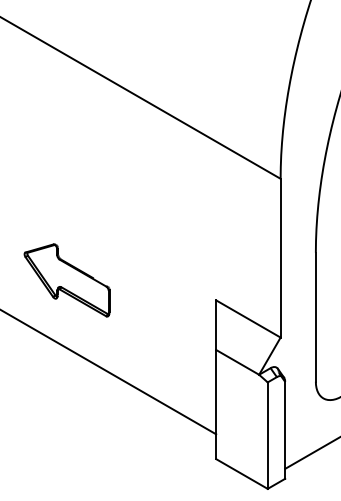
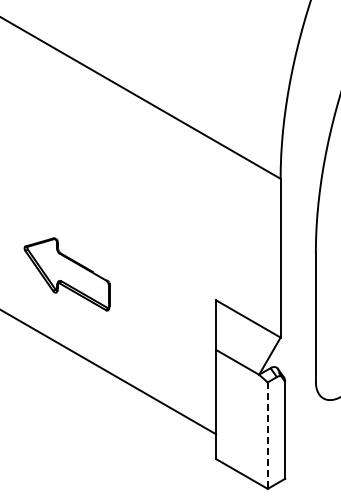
part position: (66, 280) -> (66, 274) (66, 274)
line: solid -> dashed (267, 436)
line: present -> none (311, 453)
